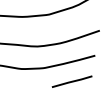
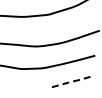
line: solid -> dashed (72, 81)
